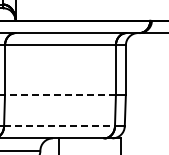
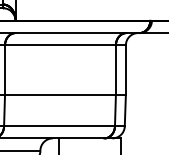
line: dashed -> solid (59, 95)
line: dashed -> solid (60, 126)
